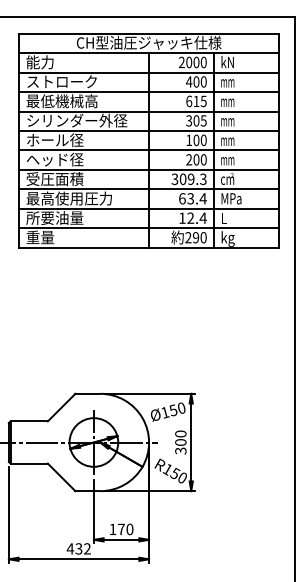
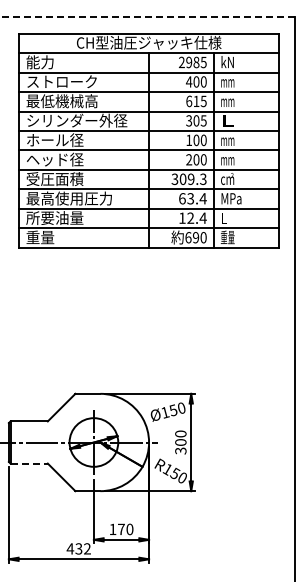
line: solid -> dashed (147, 17)
text: 2000 -> 2985 (196, 62)
text: mm -> L (227, 120)
text: 290 -> 690 (188, 237)
text: kg -> 重量 (227, 238)
line: solid -> dashed (29, 463)
